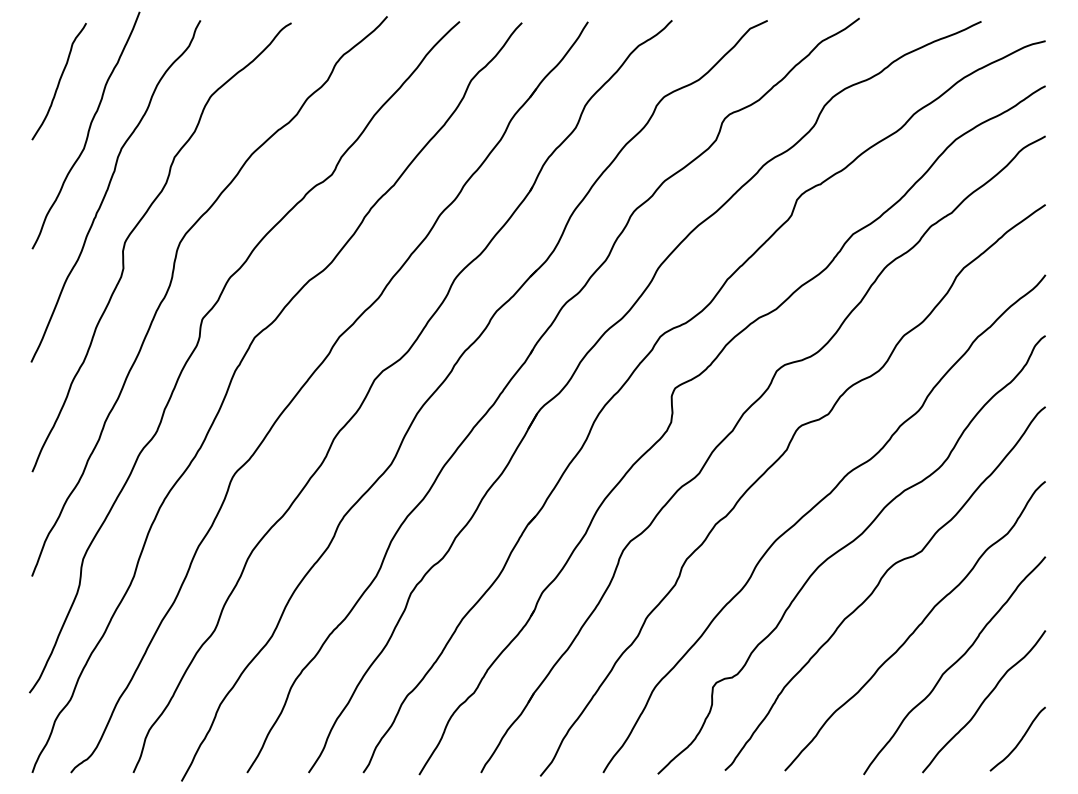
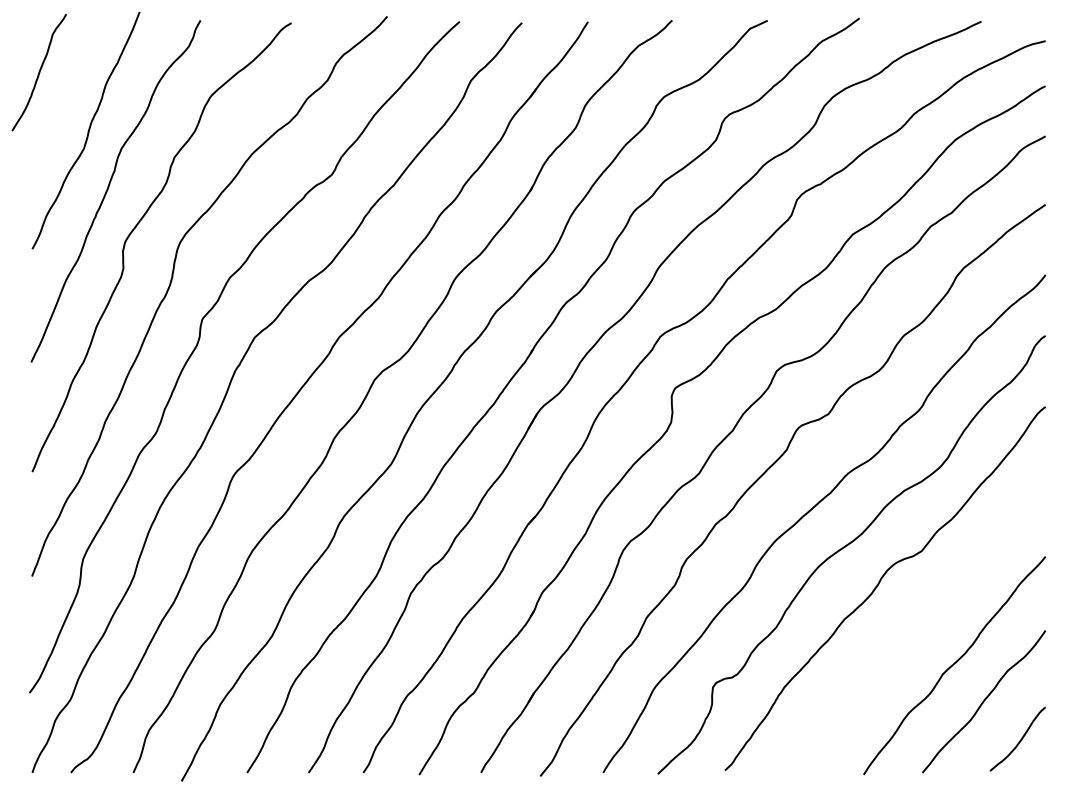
curve position: (58, 81) -> (38, 72) (38, 72)
curve: present -> none (916, 627)
